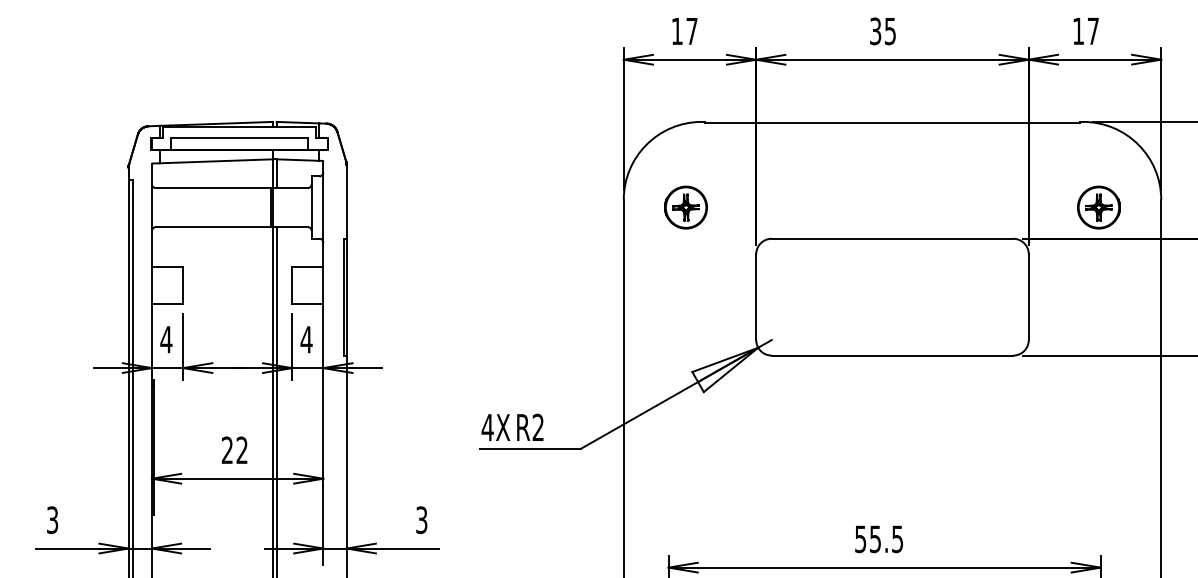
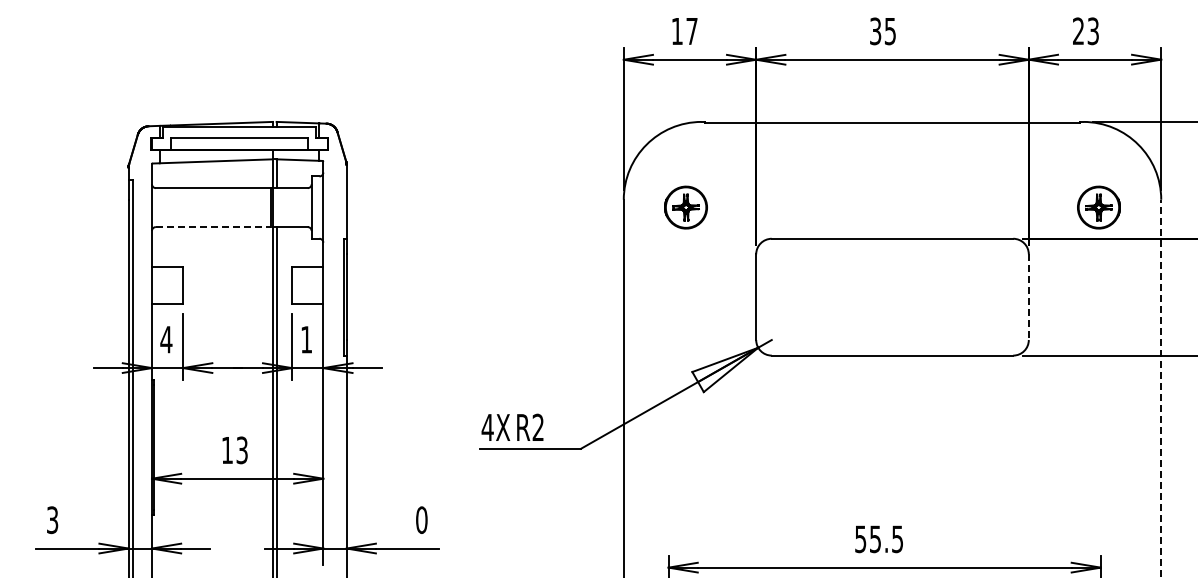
text: 17 -> 23 (1085, 31)
line: solid -> dashed (213, 227)
line: solid -> dashed (1028, 297)
text: 4 -> 1 (306, 339)
line: solid -> dashed (1161, 388)
text: 22 -> 13 (234, 450)
text: 3 -> 0 (421, 520)
